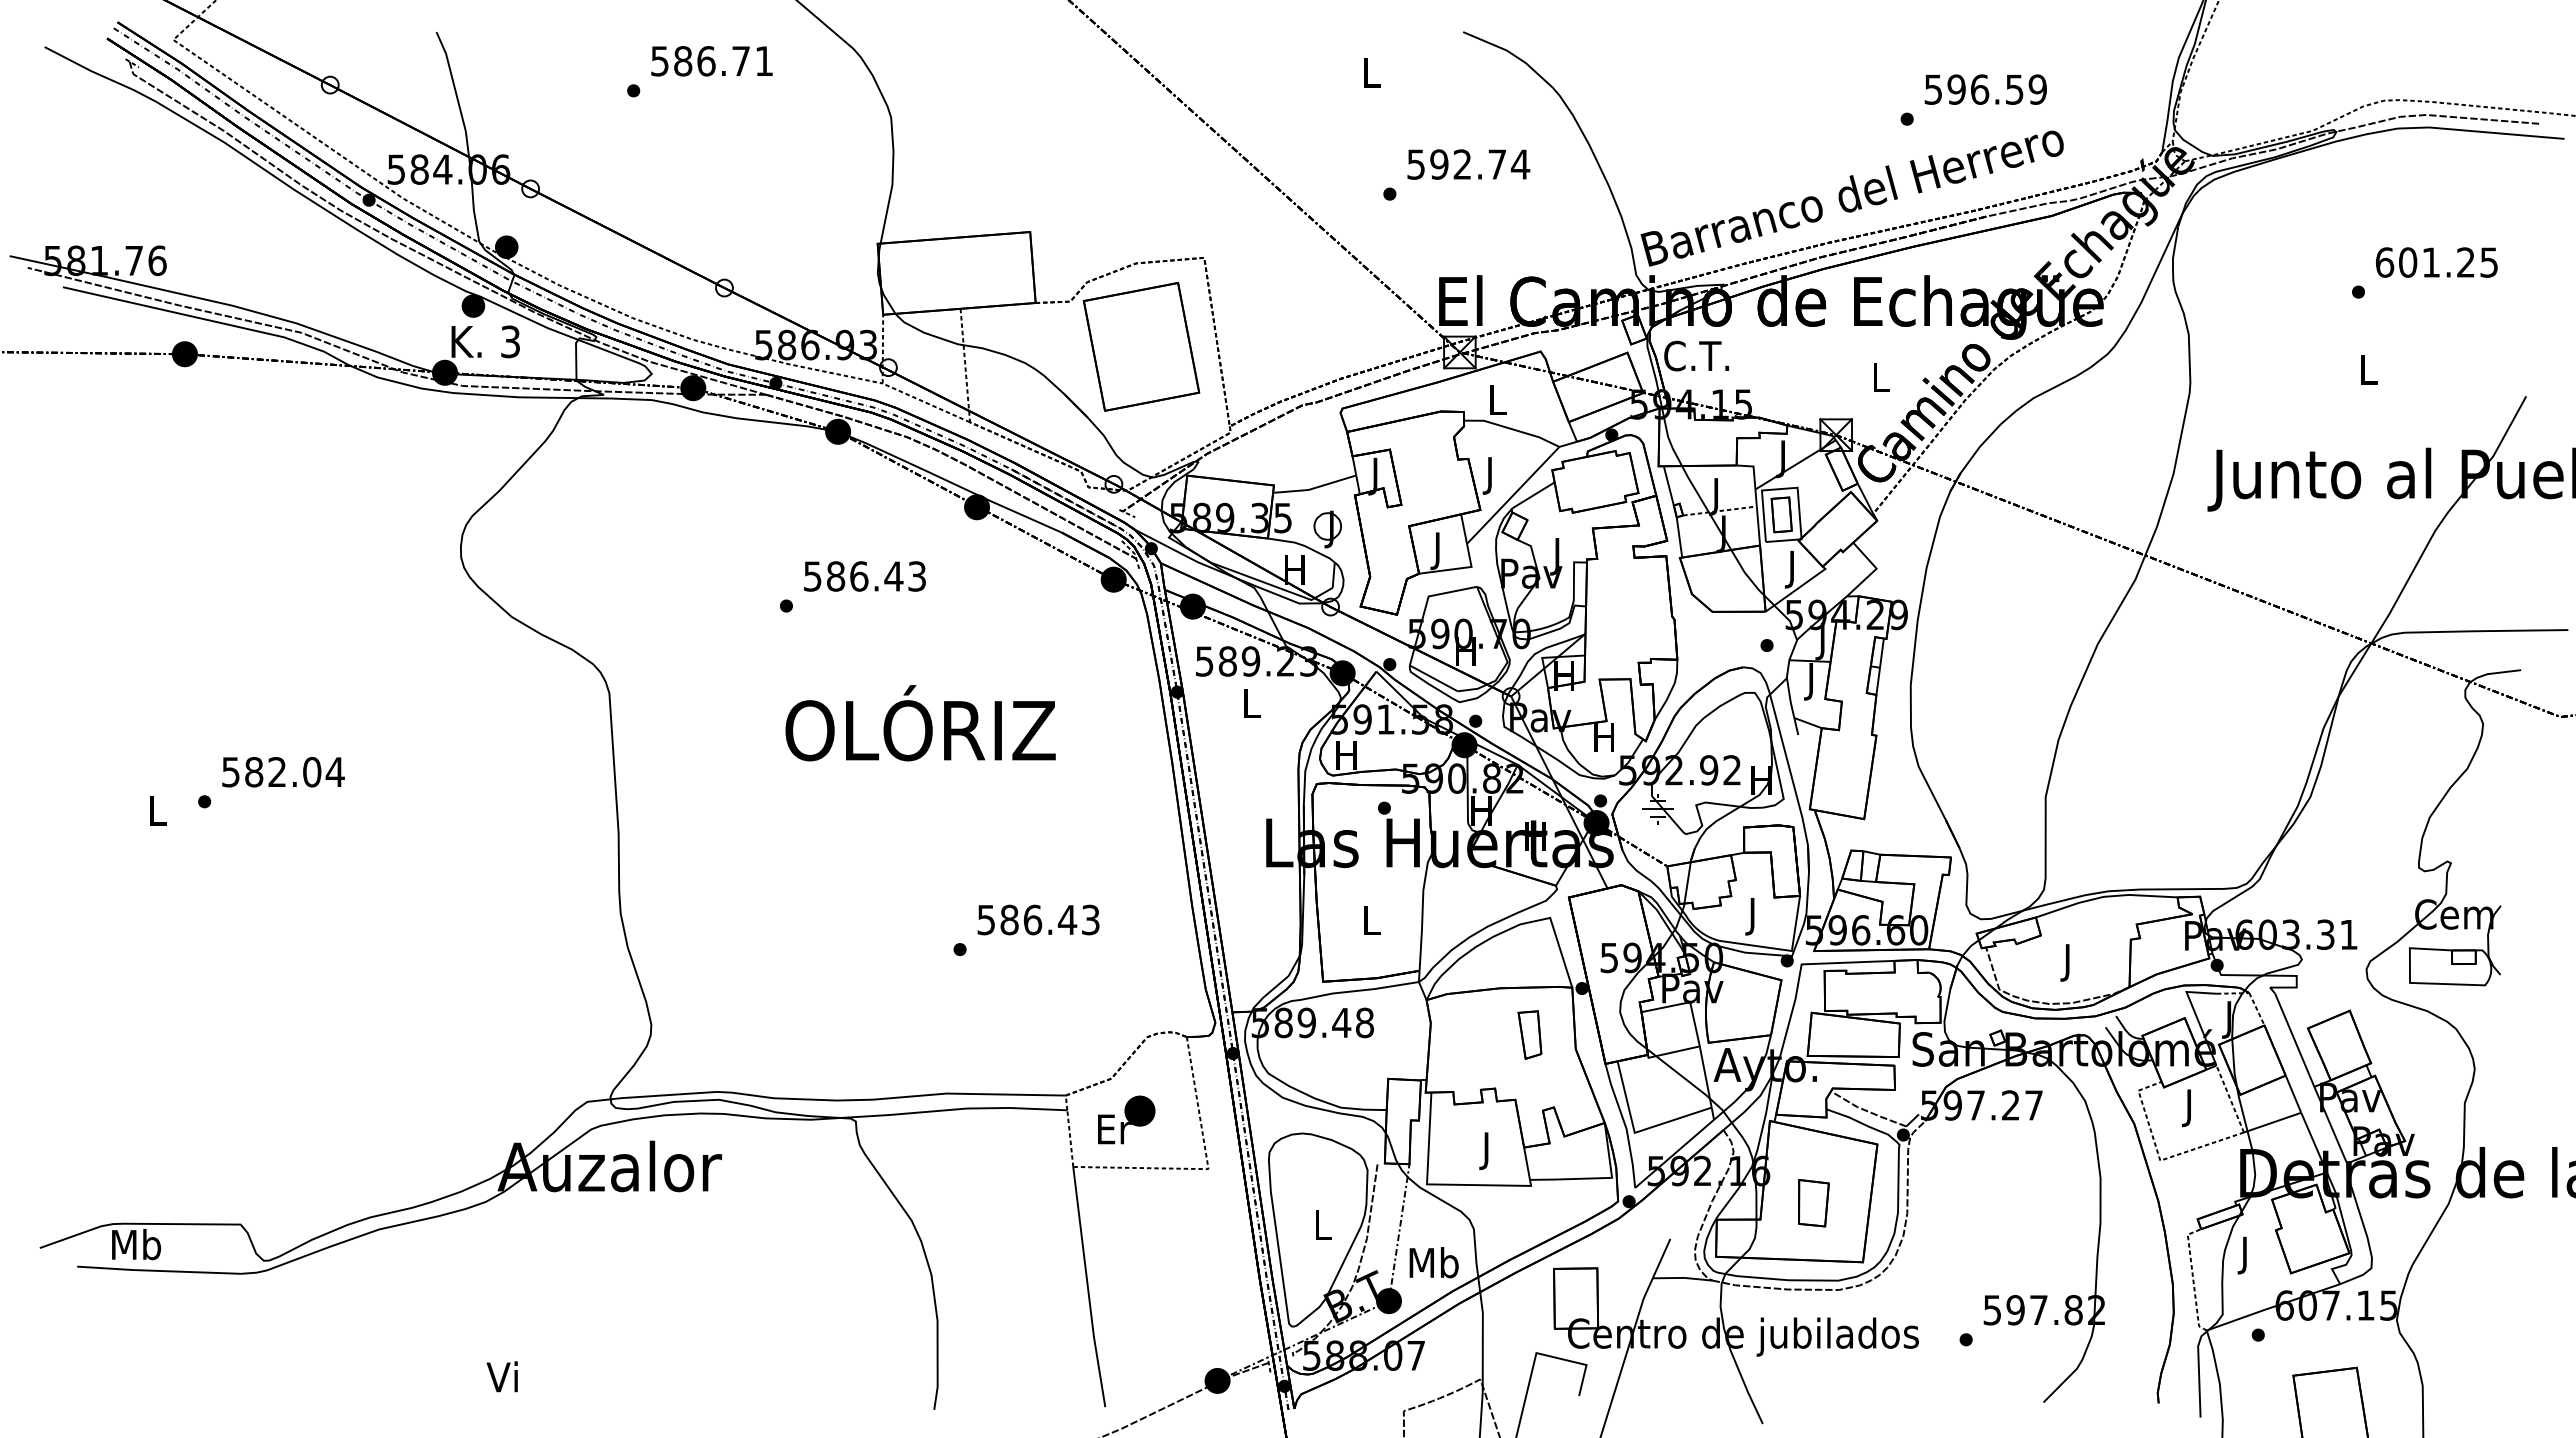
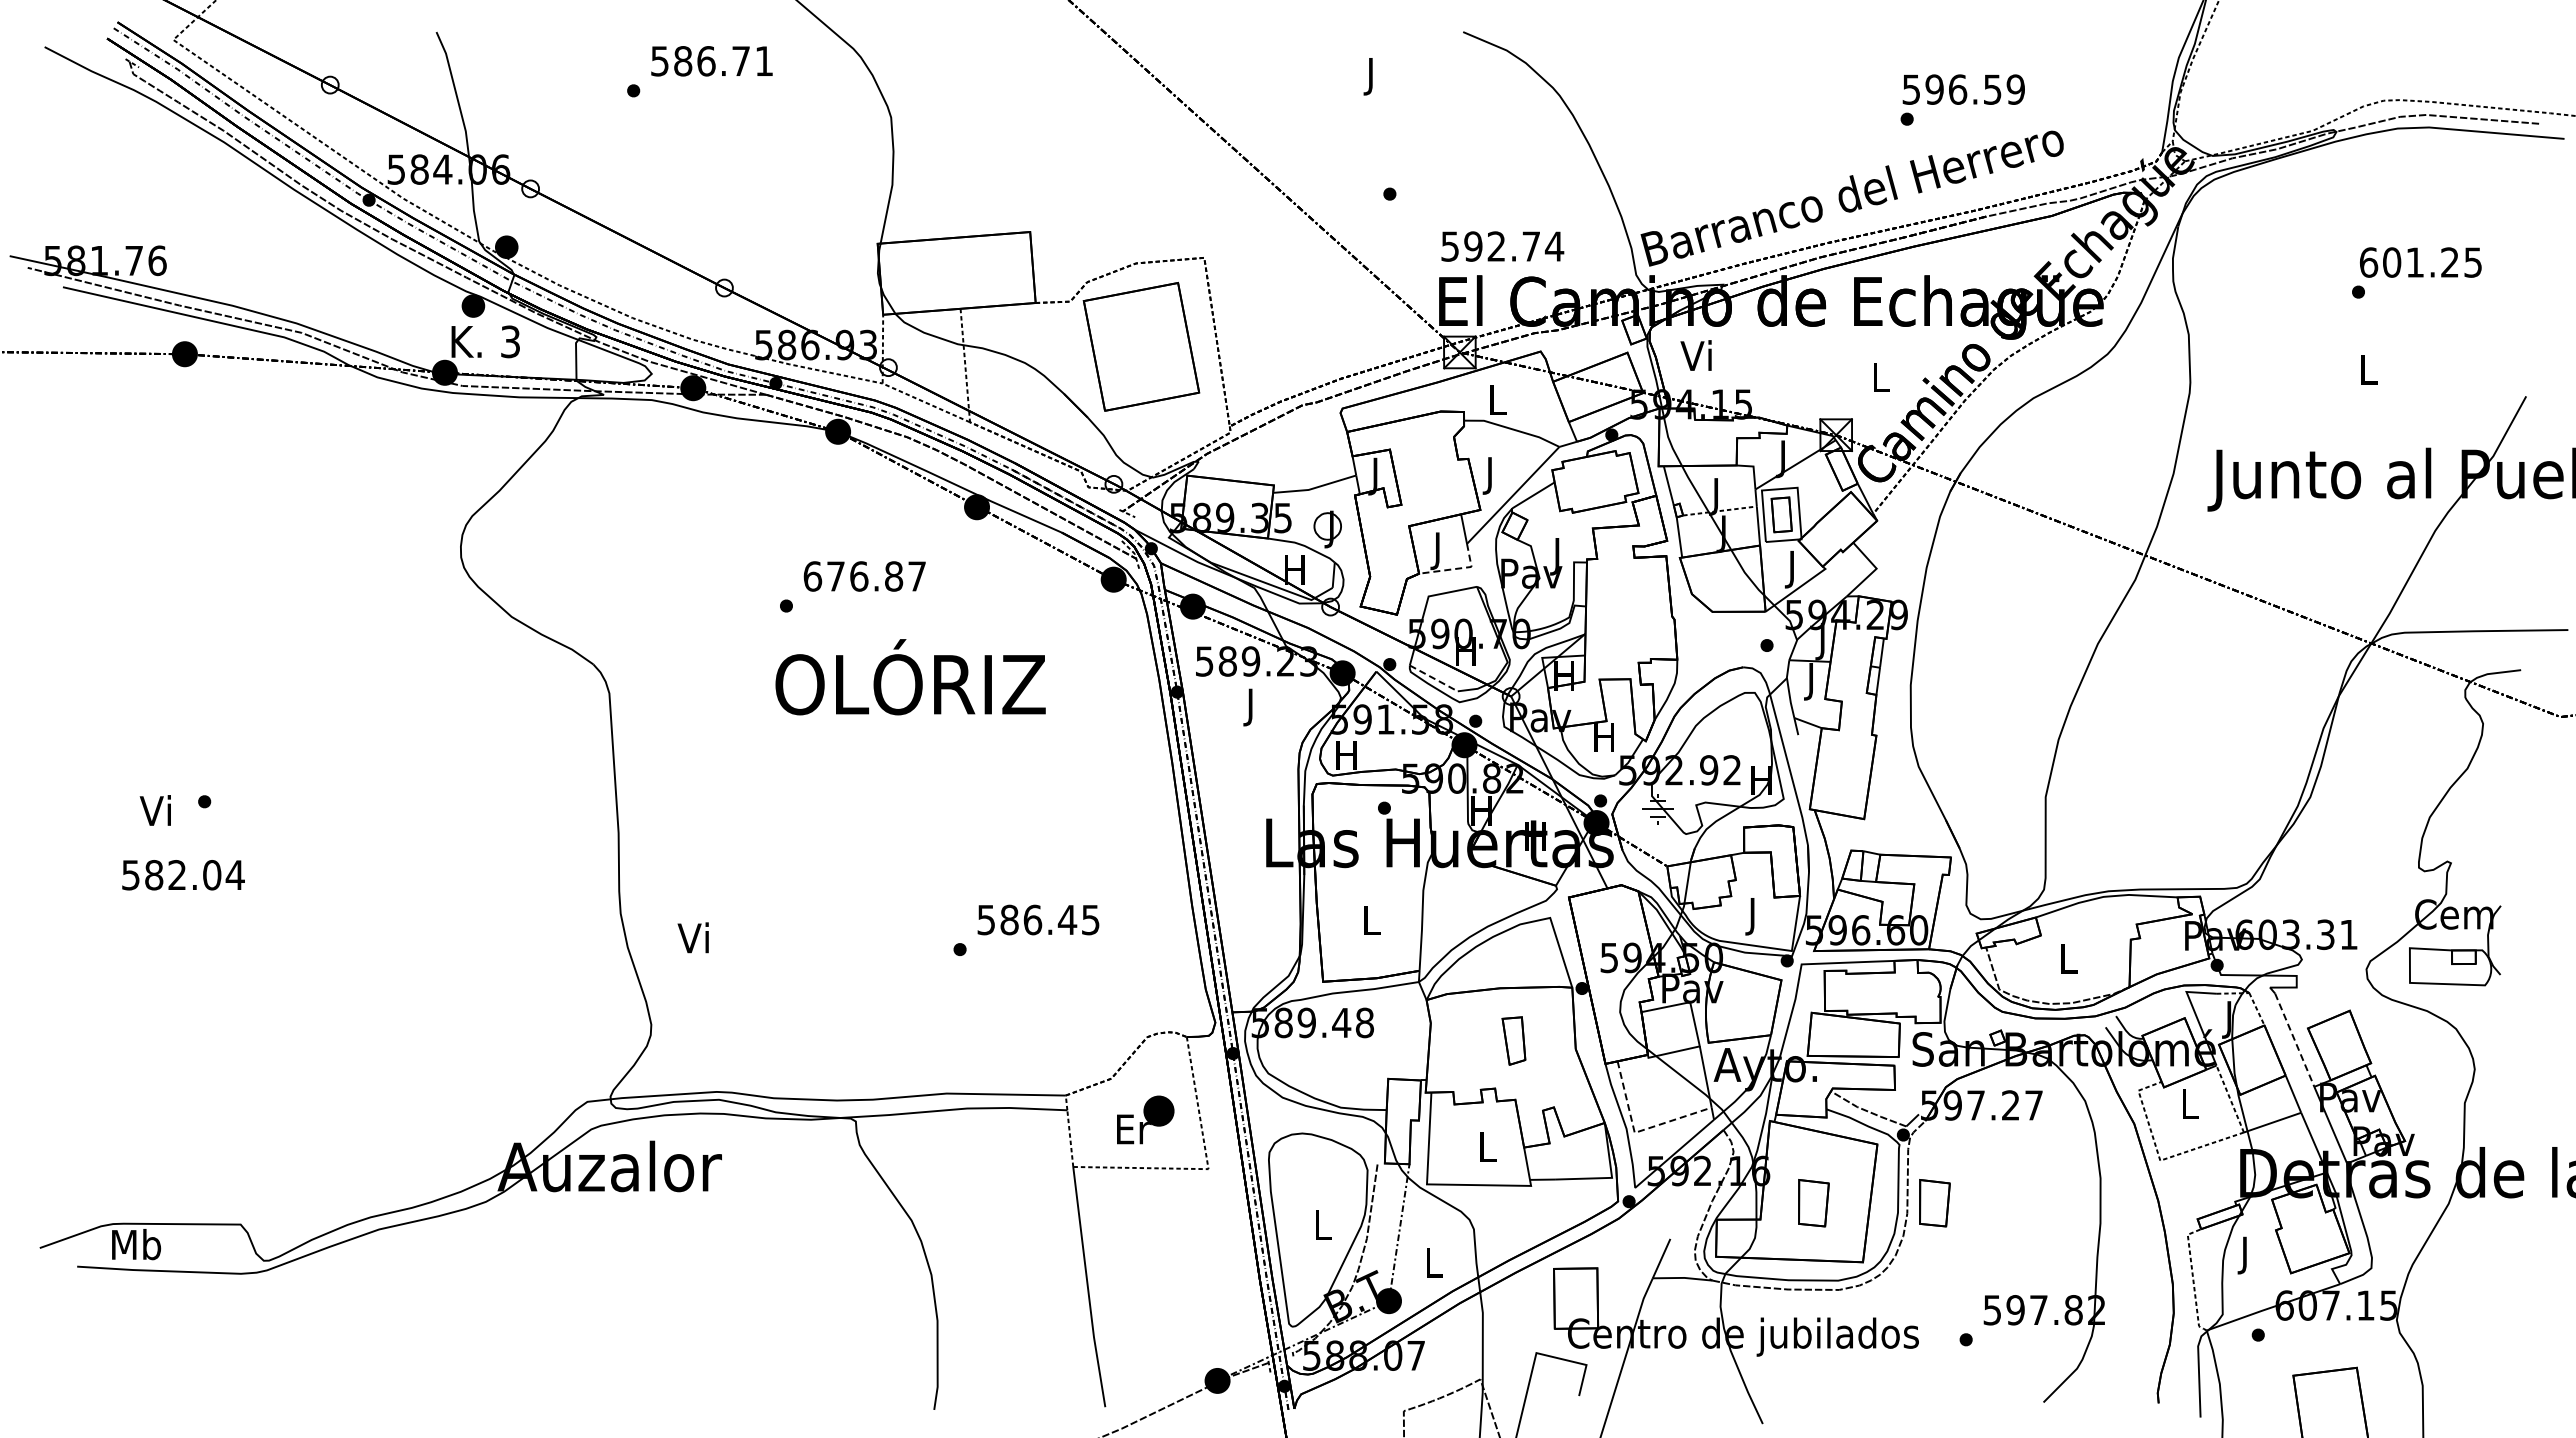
text: L -> J (1371, 76)
text position: (1985, 89) -> (1963, 89) (1963, 89)
text position: (1468, 164) -> (1502, 246) (1502, 246)
text position: (2436, 262) -> (2420, 262) (2420, 262)
text: C.T. -> Vi (1696, 355)
line: solid -> dashed (1457, 568)
text: 586.43 -> 676.87 (864, 576)
line: solid -> dashed (1434, 678)
text: L -> J (1251, 707)
text position: (920, 723) -> (910, 677) (910, 677)
text position: (283, 772) -> (183, 875) (183, 875)
text: L -> Vi (154, 810)
text: 586.43 -> 586.45 (1090, 919)
text: J -> L (2068, 962)
part position: (1529, 1034) -> (1513, 1040) (1513, 1040)
line: solid -> dashed (2294, 1040)
text: J -> L (2190, 1108)
part position: (1126, 1119) -> (1145, 1119) (1145, 1119)
line: solid -> dashed (1637, 1131)
text: J -> L (1487, 1151)
part: none -> present (1934, 1203)
text: Mb -> L (1433, 1262)
text position: (501, 1376) -> (692, 937) (692, 937)
